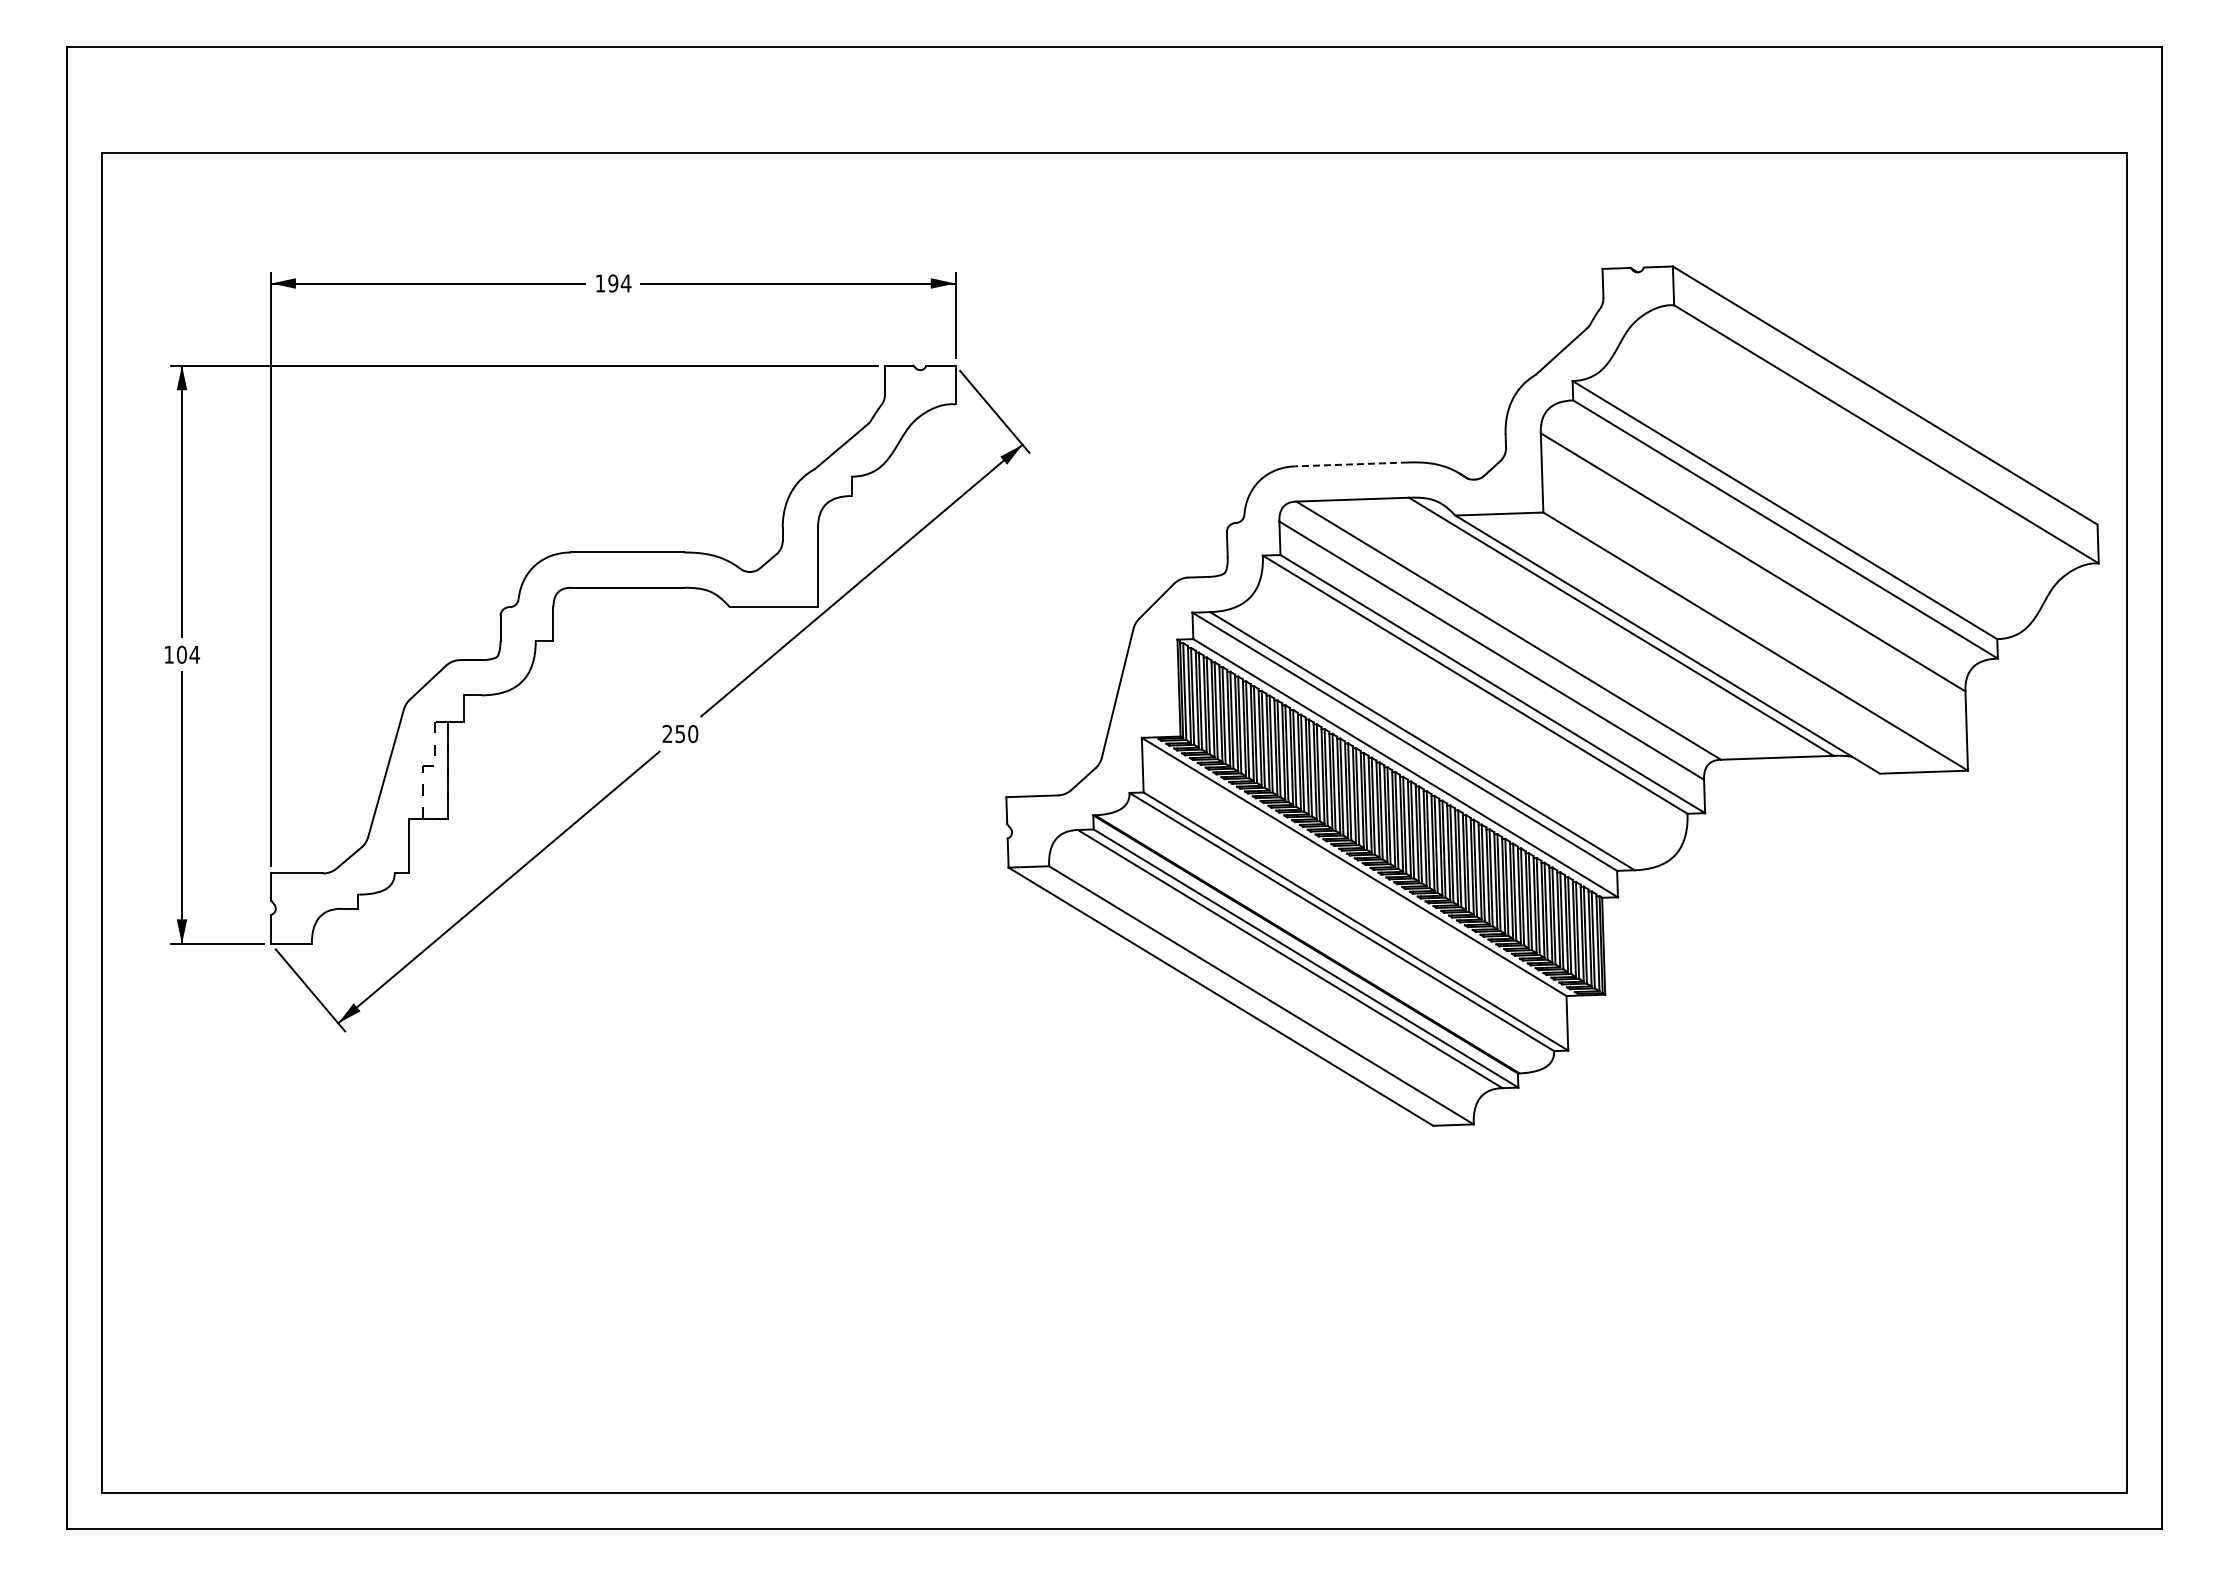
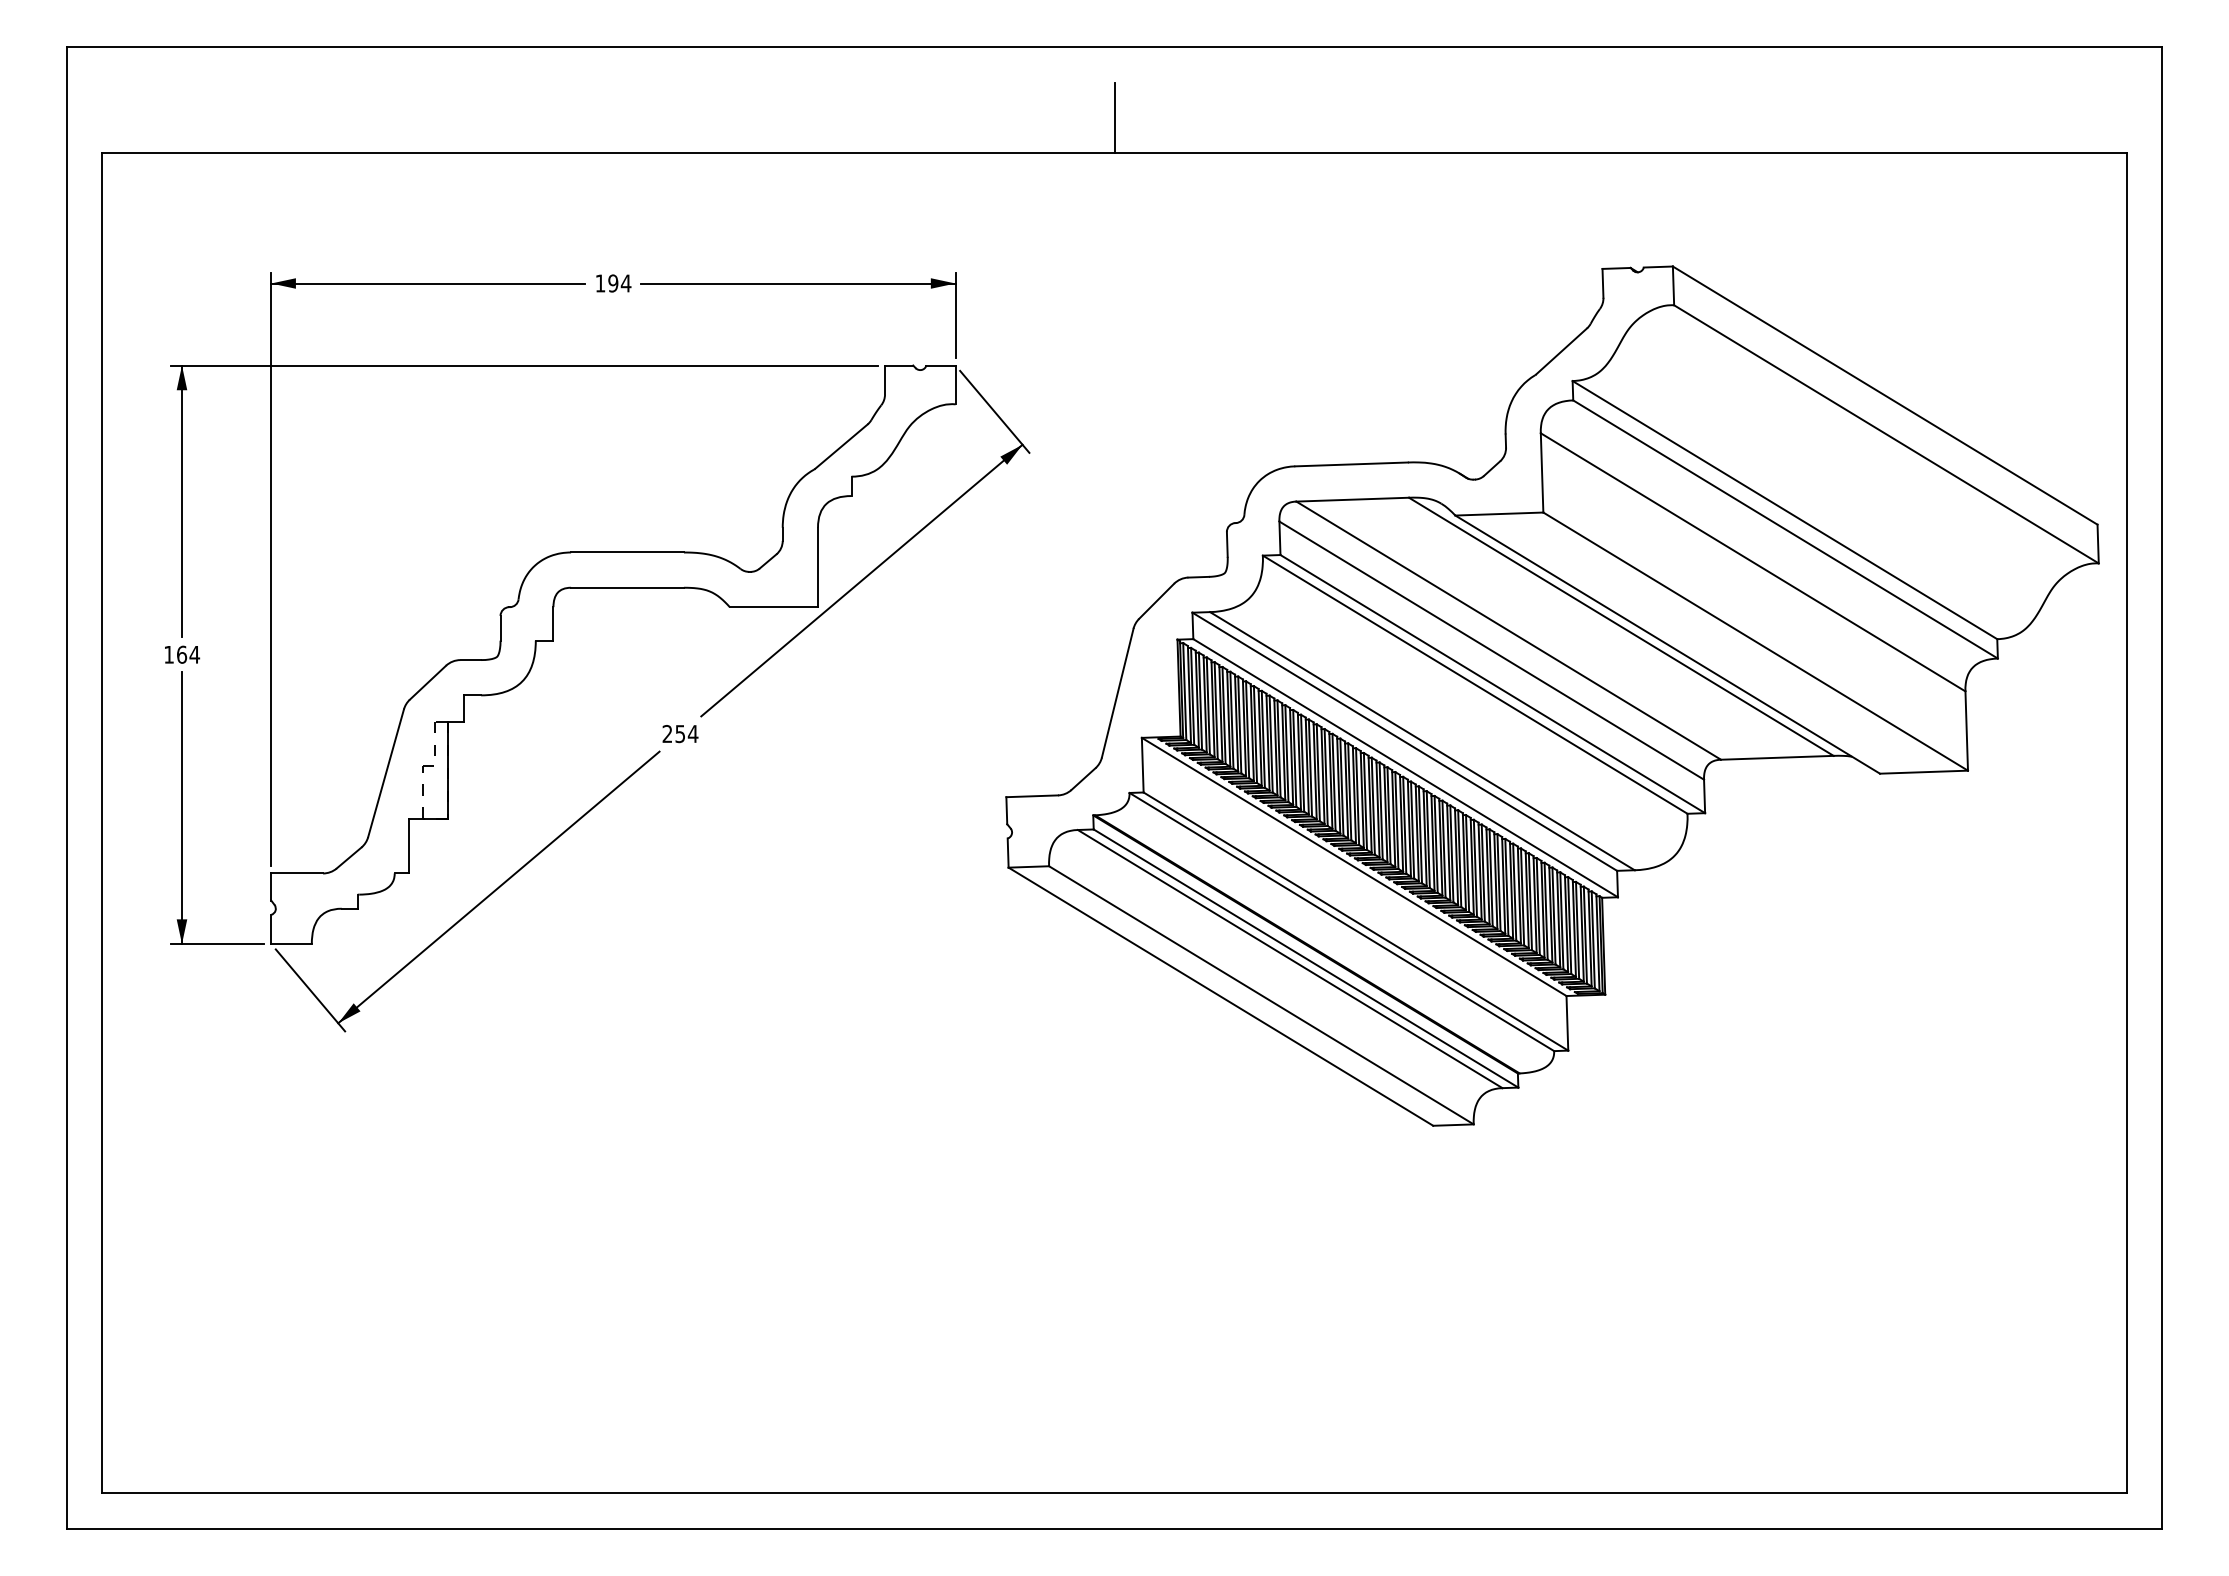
line: none -> present (1114, 117)
line: dashed -> solid (1351, 464)
text: 104 -> 164 (182, 654)
text: 250 -> 254 (692, 734)
